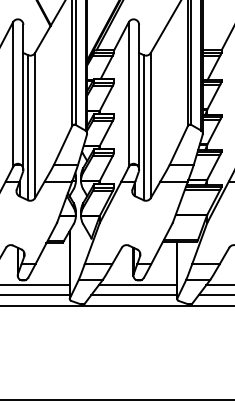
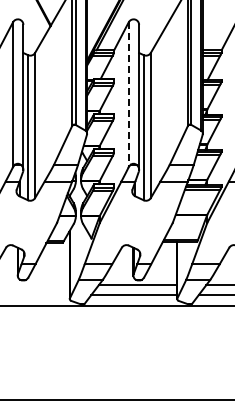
line: solid -> dashed (128, 95)
line: present -> none (35, 285)
line: present -> none (35, 294)
